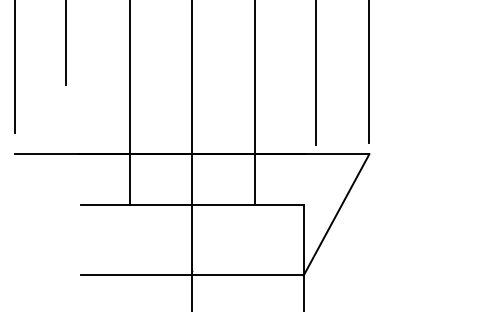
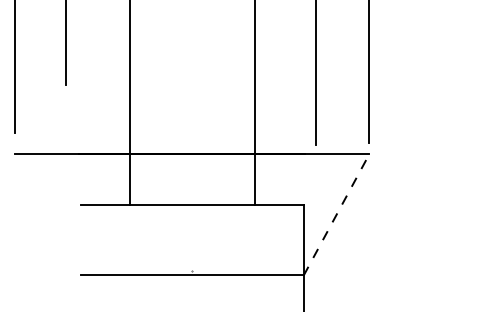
line: present -> none (192, 155)
line: solid -> dashed (336, 214)
